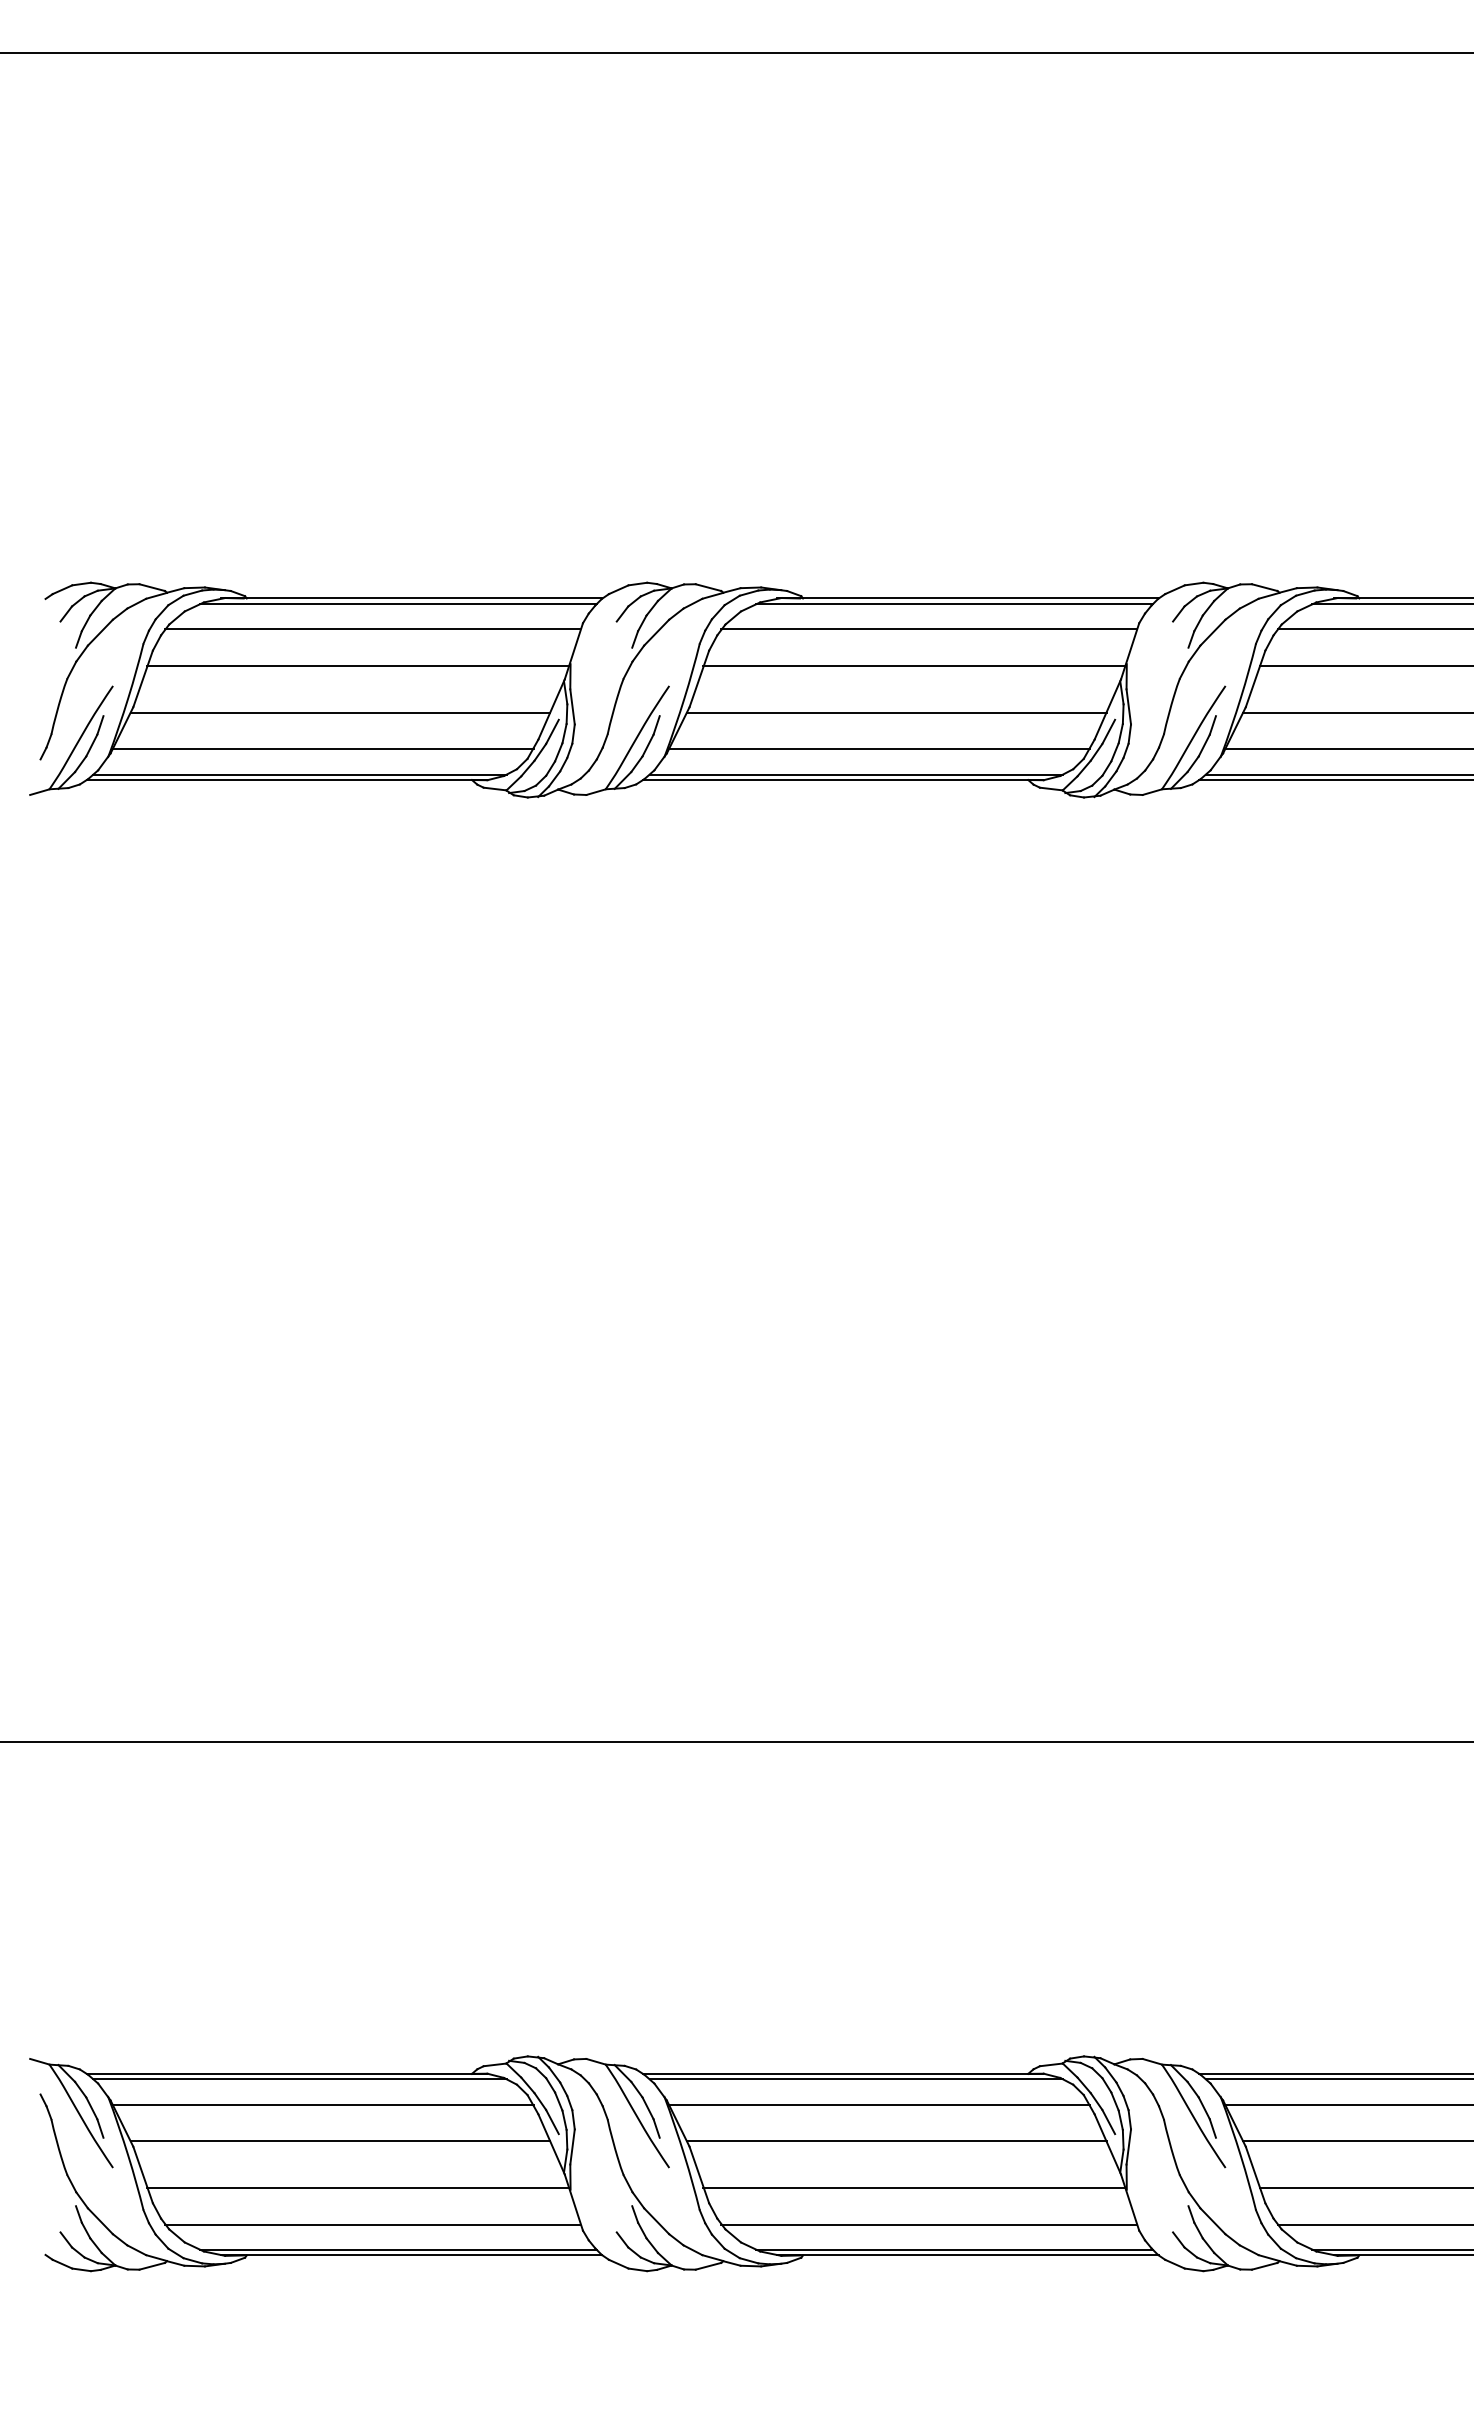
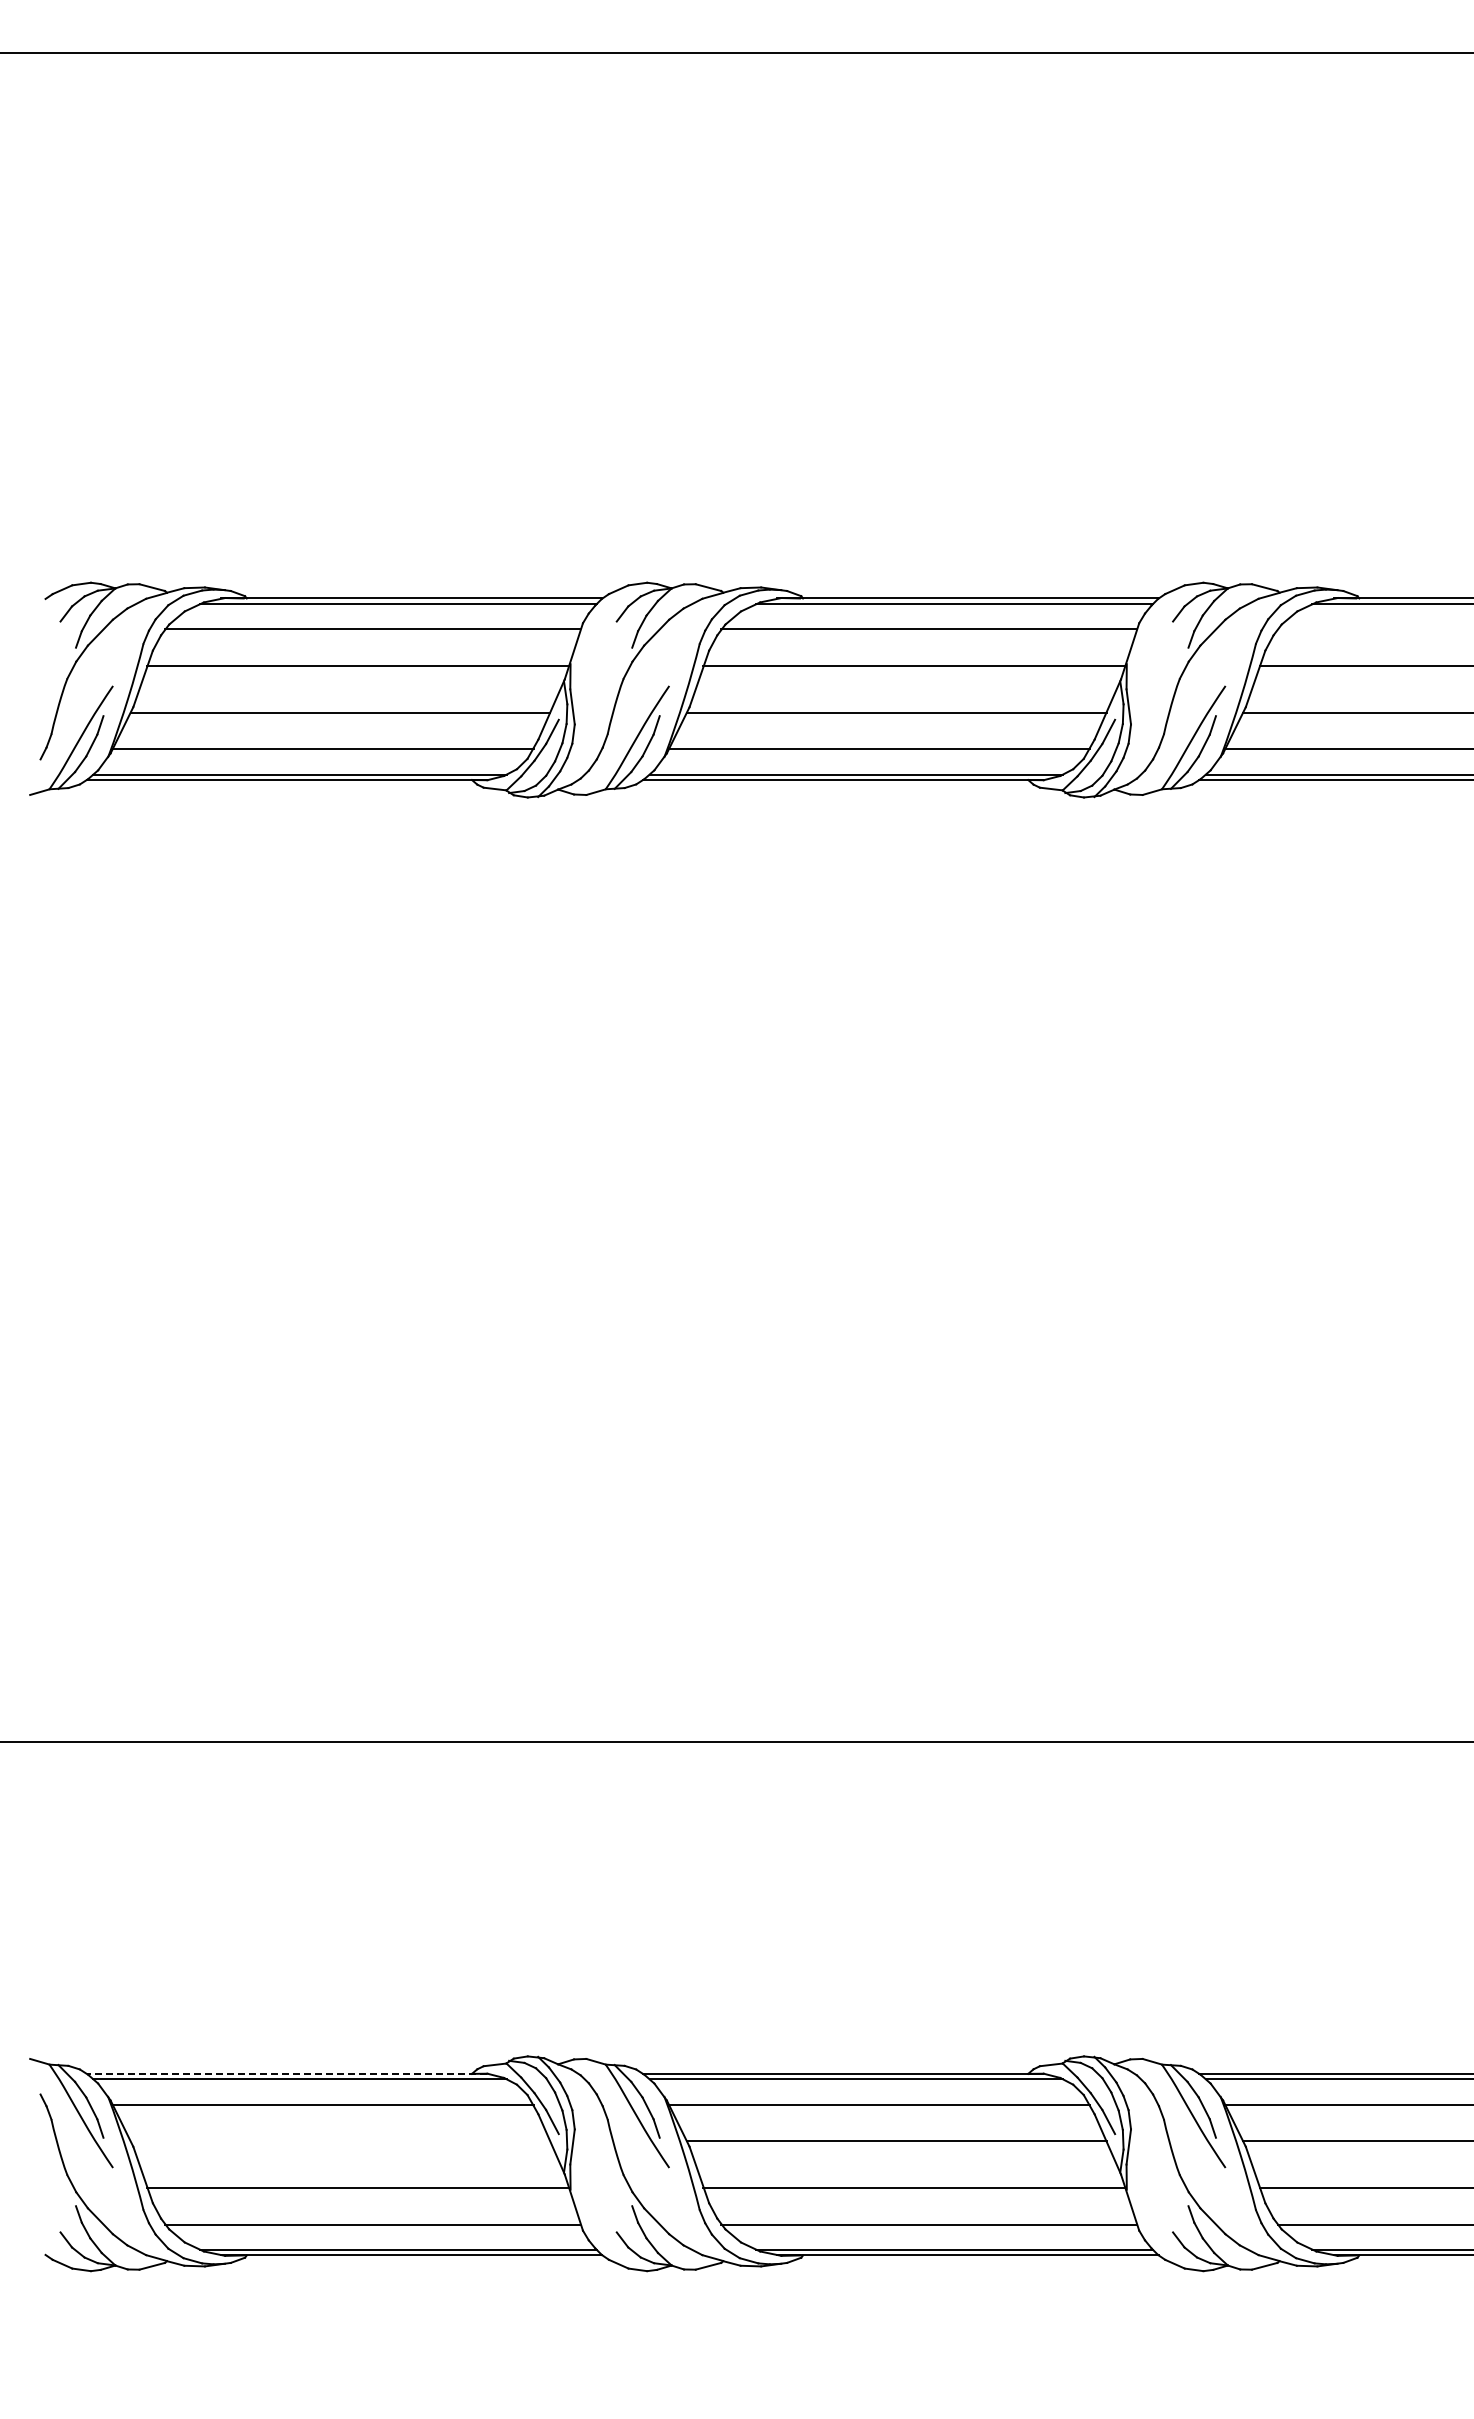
line: present -> none (1373, 629)
line: solid -> dashed (286, 2073)
line: present -> none (340, 2140)
